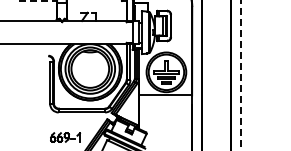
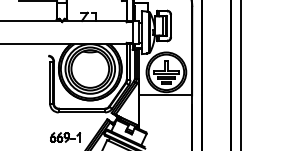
line: dashed -> solid (38, 0)
line: dashed -> solid (240, 75)
